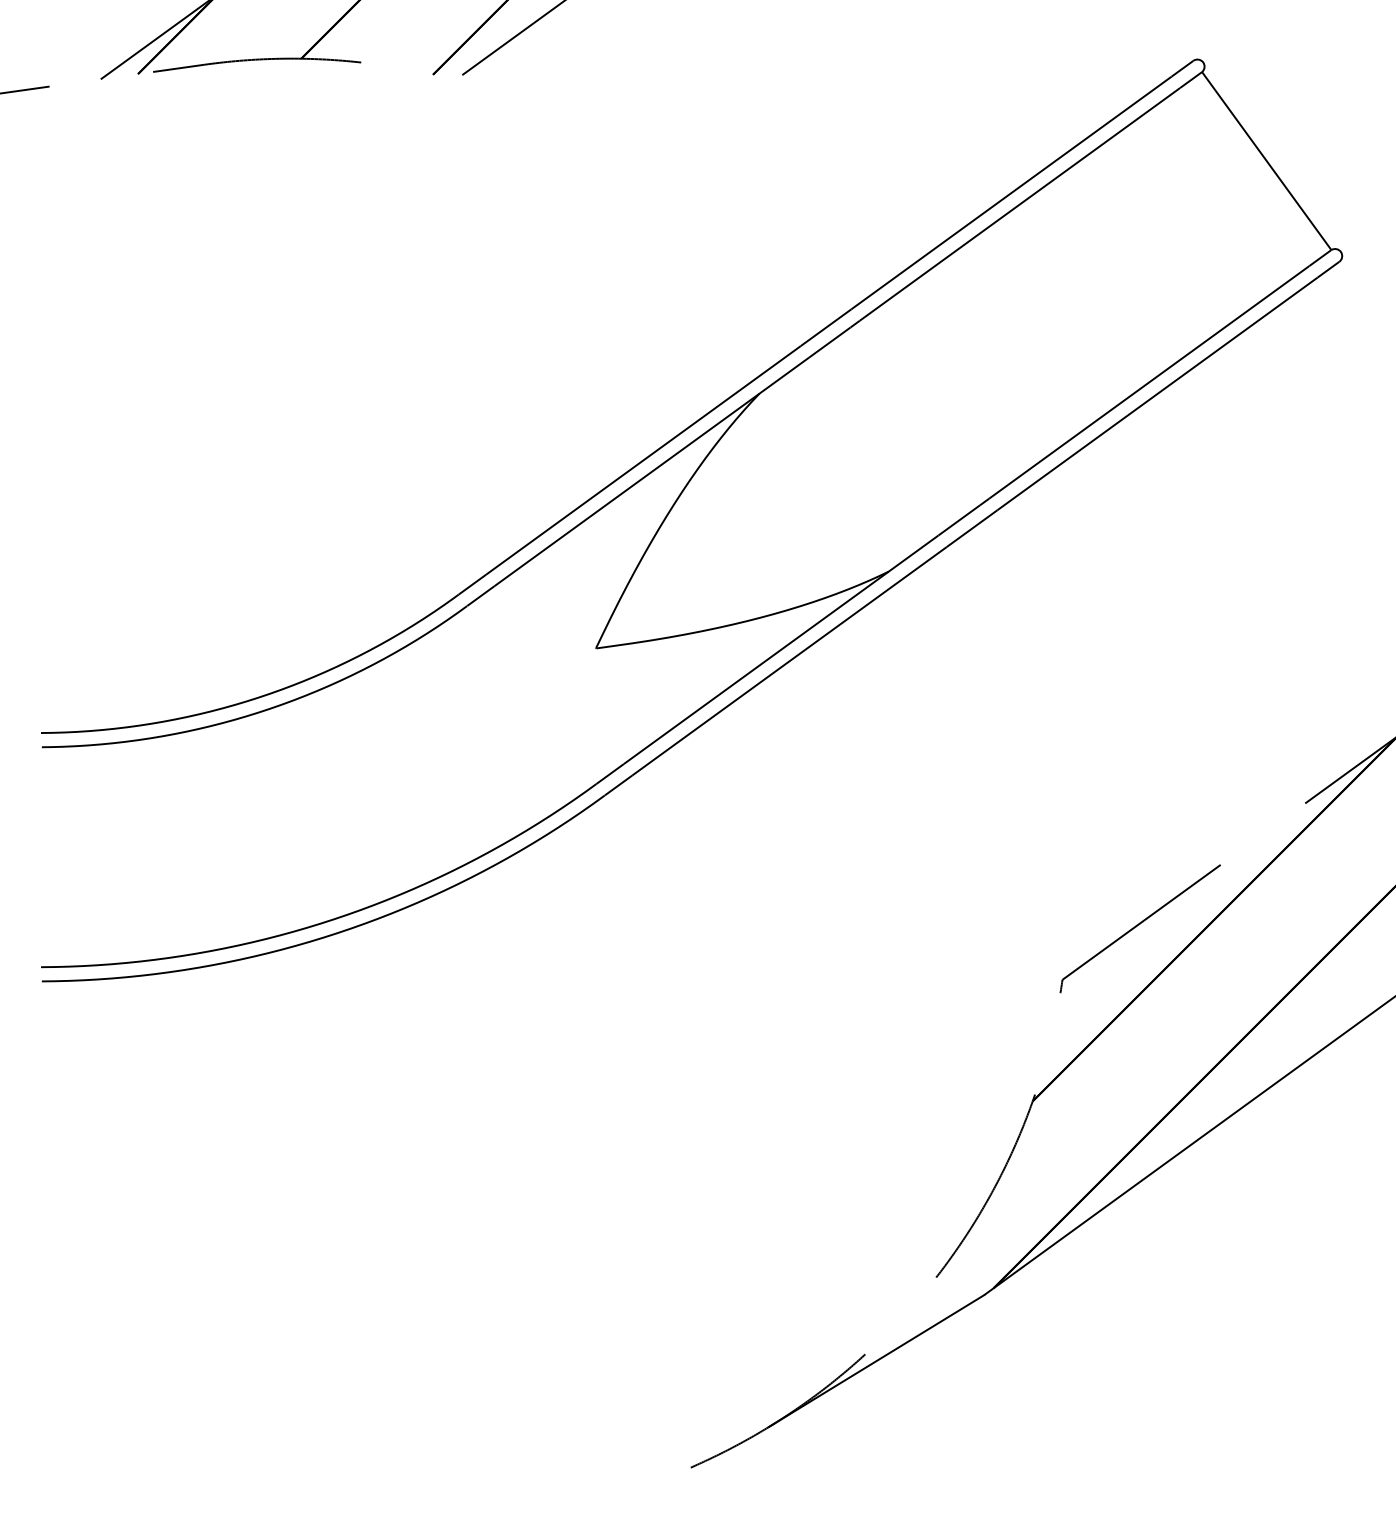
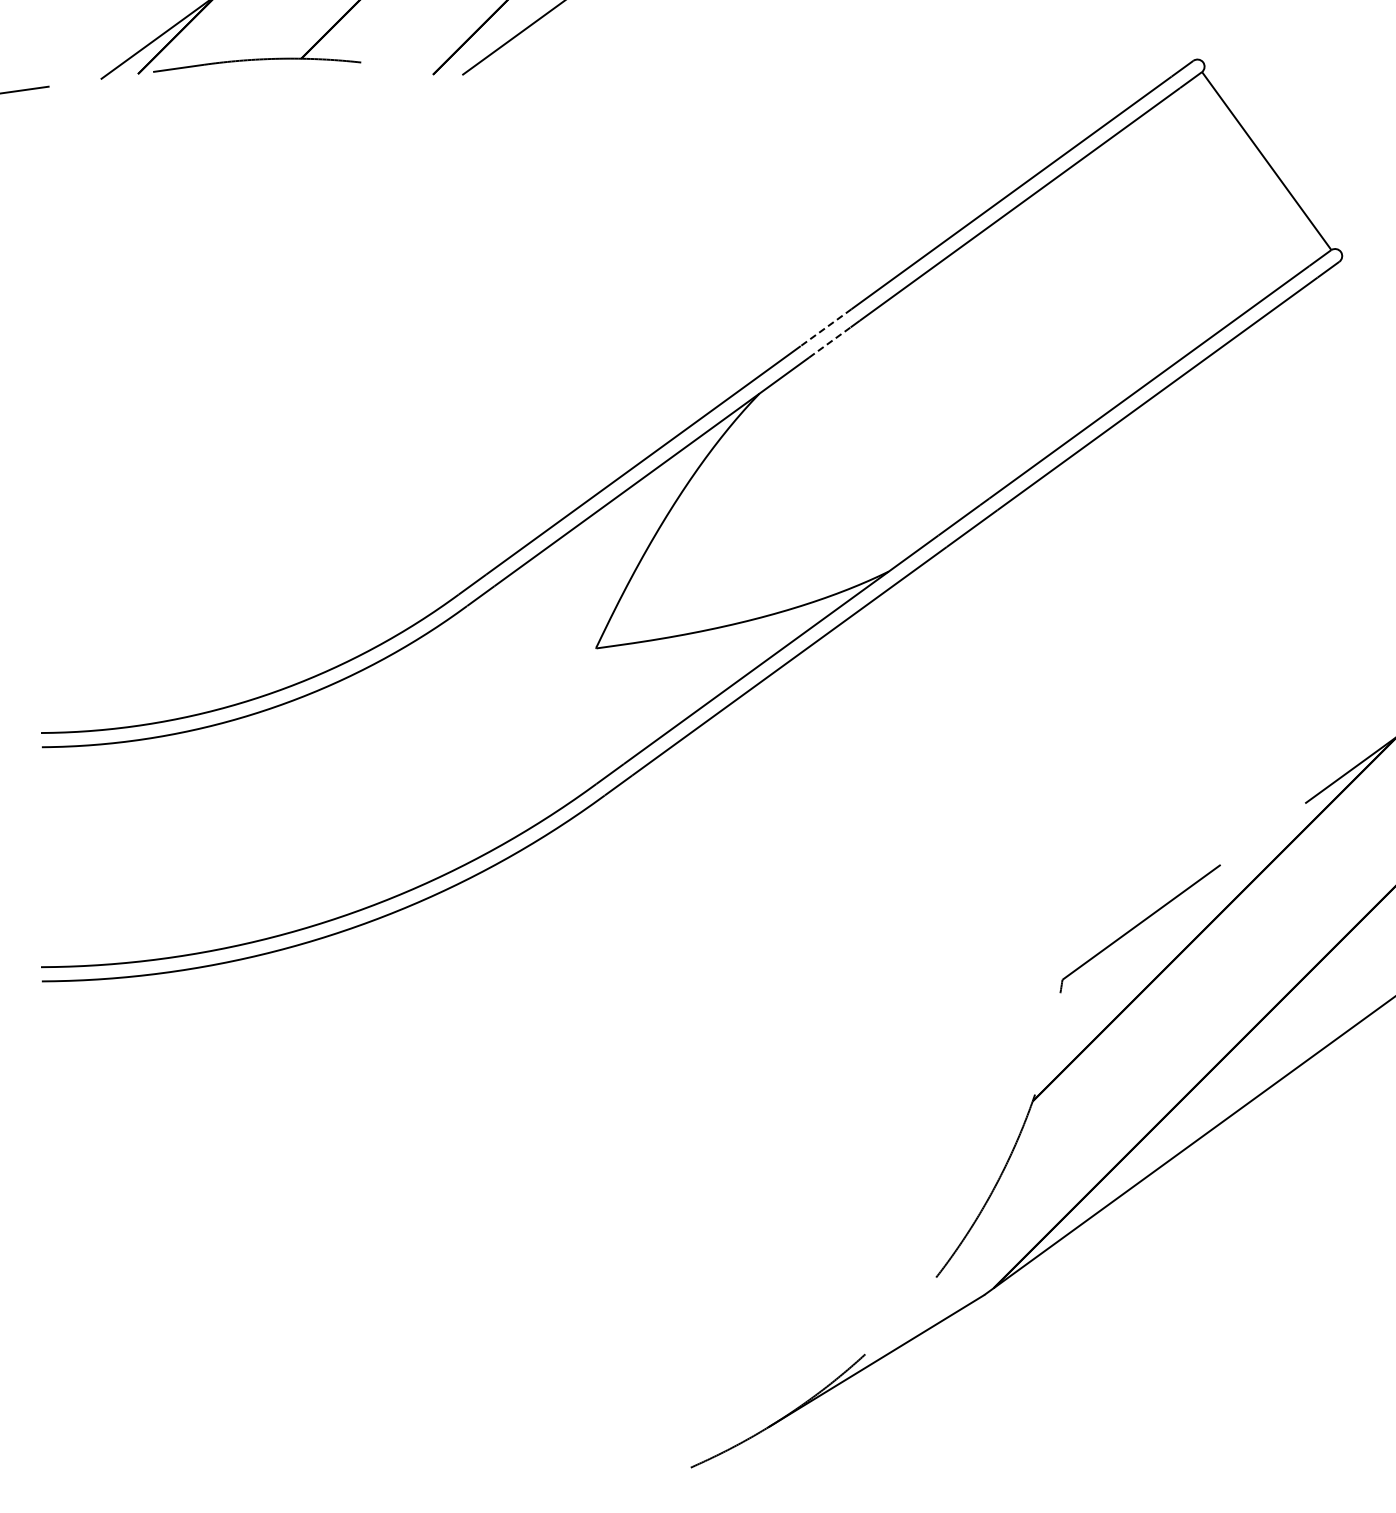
line: solid -> dashed (825, 327)
line: solid -> dashed (829, 342)
